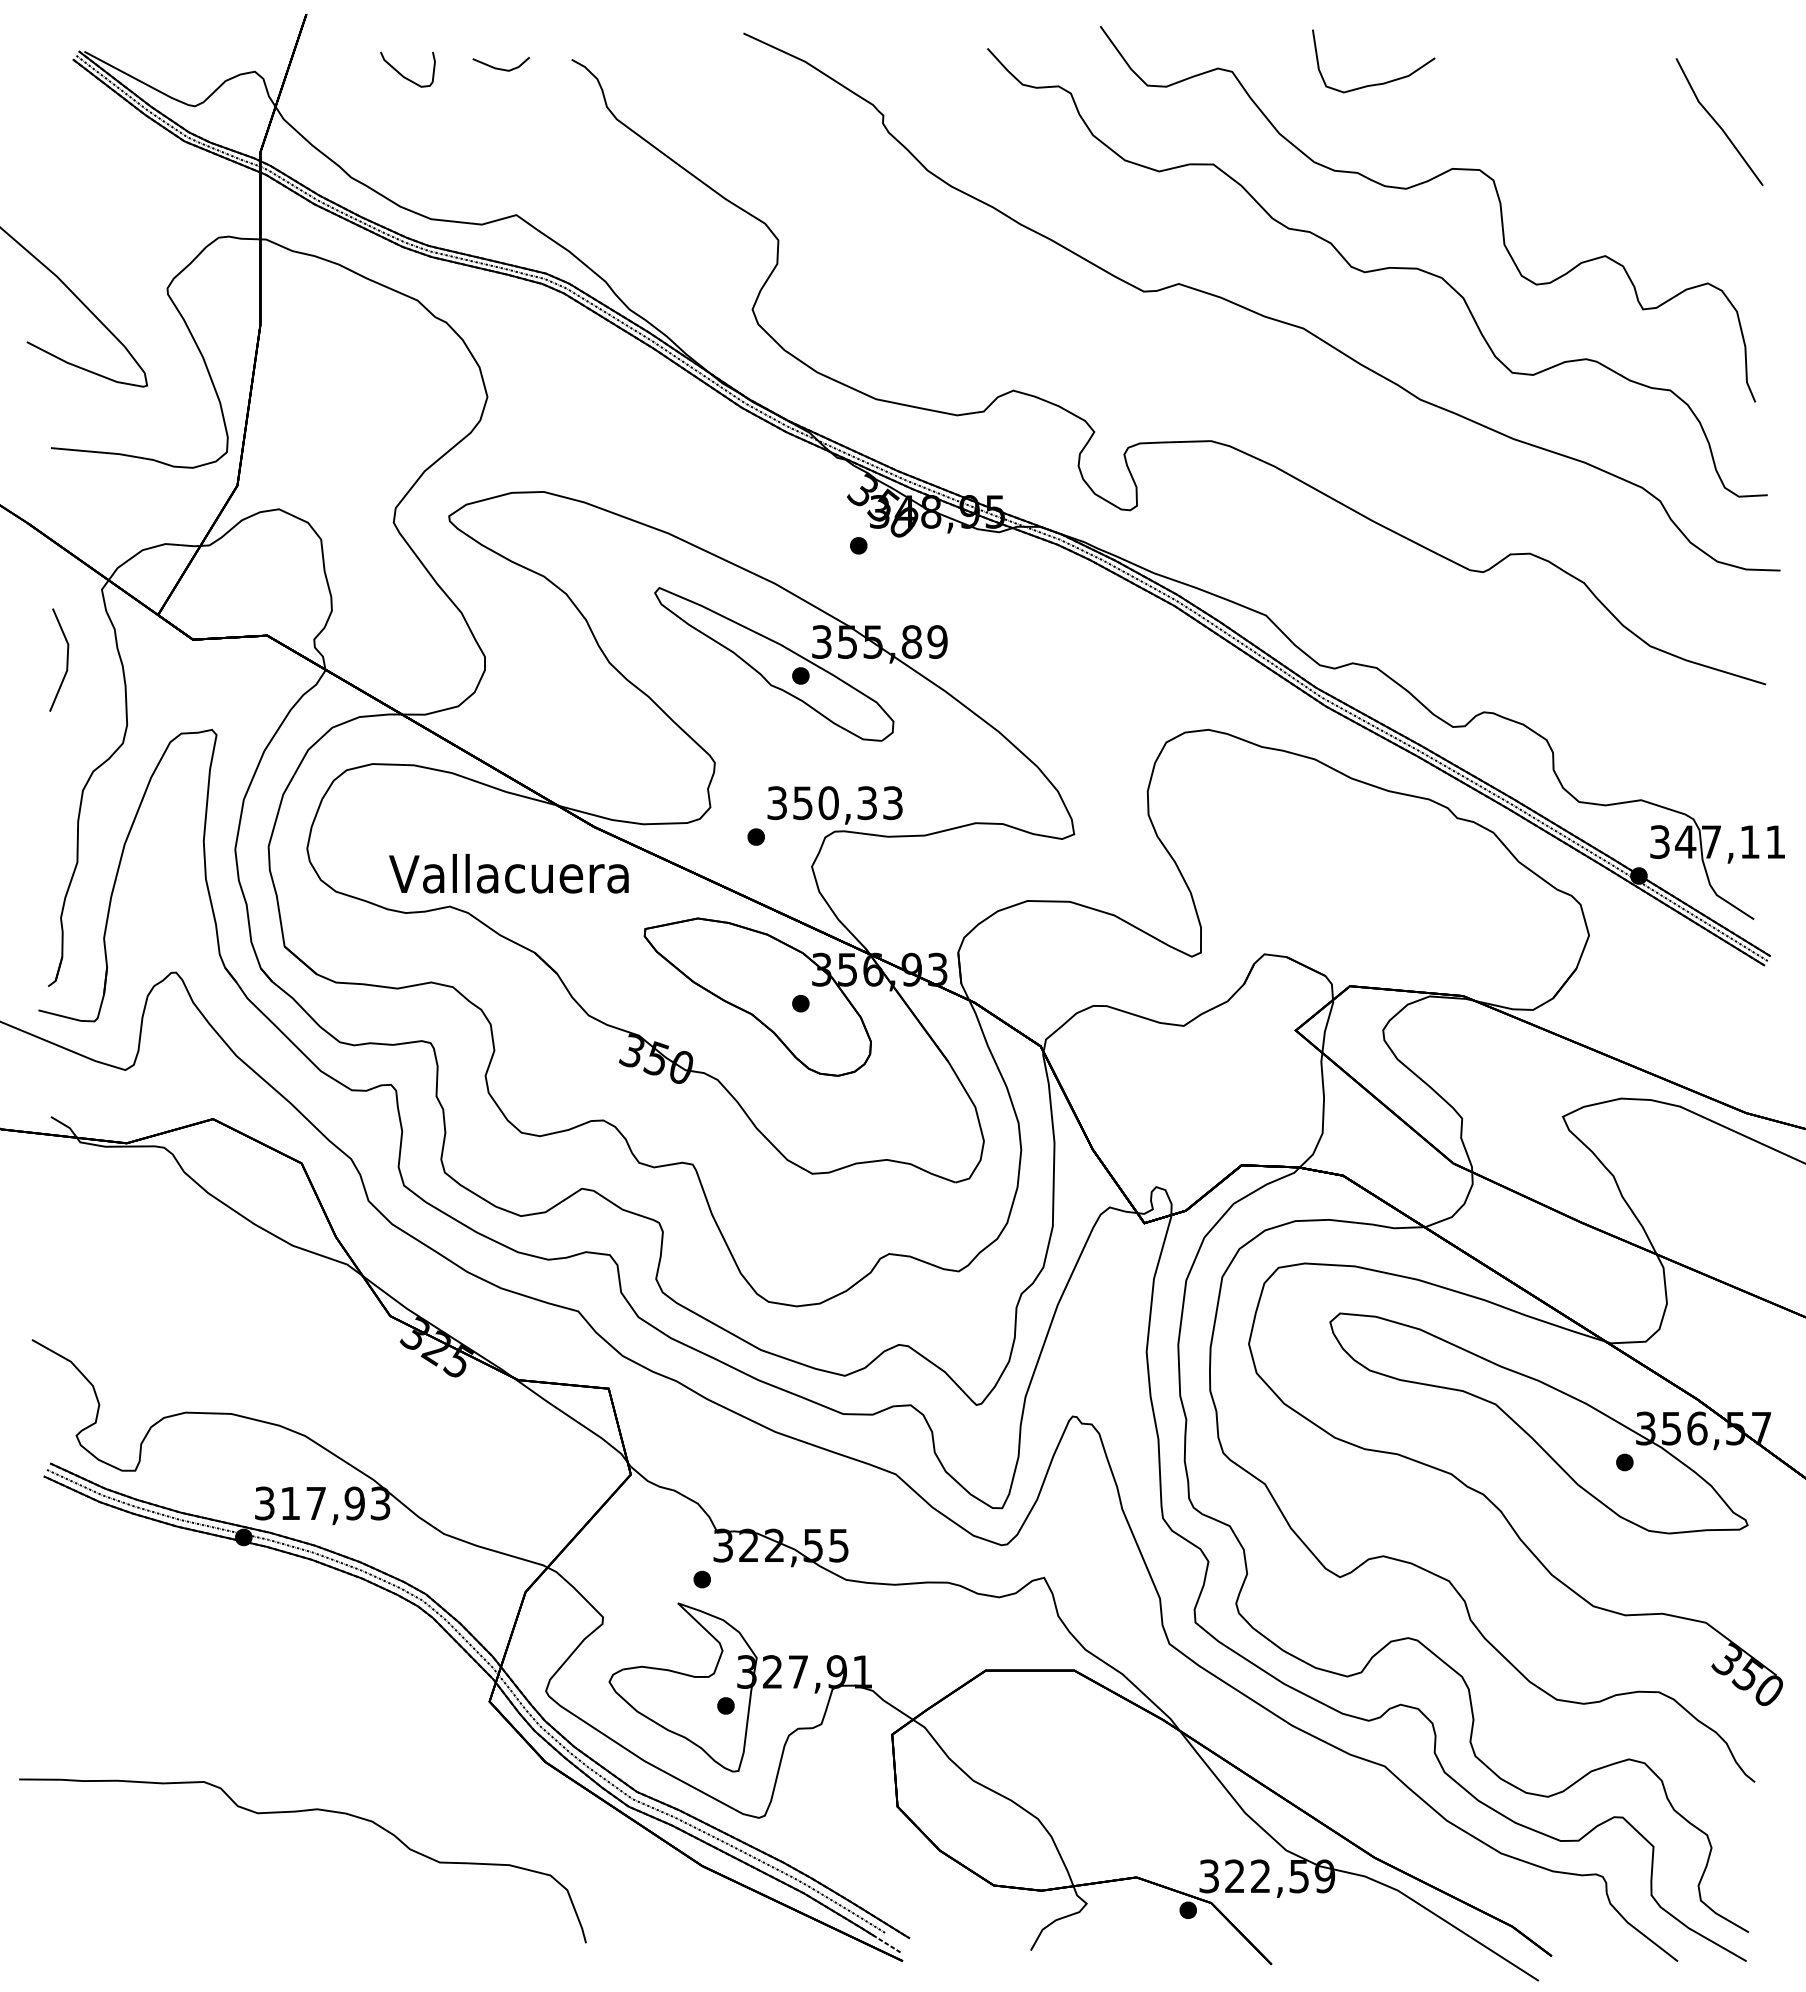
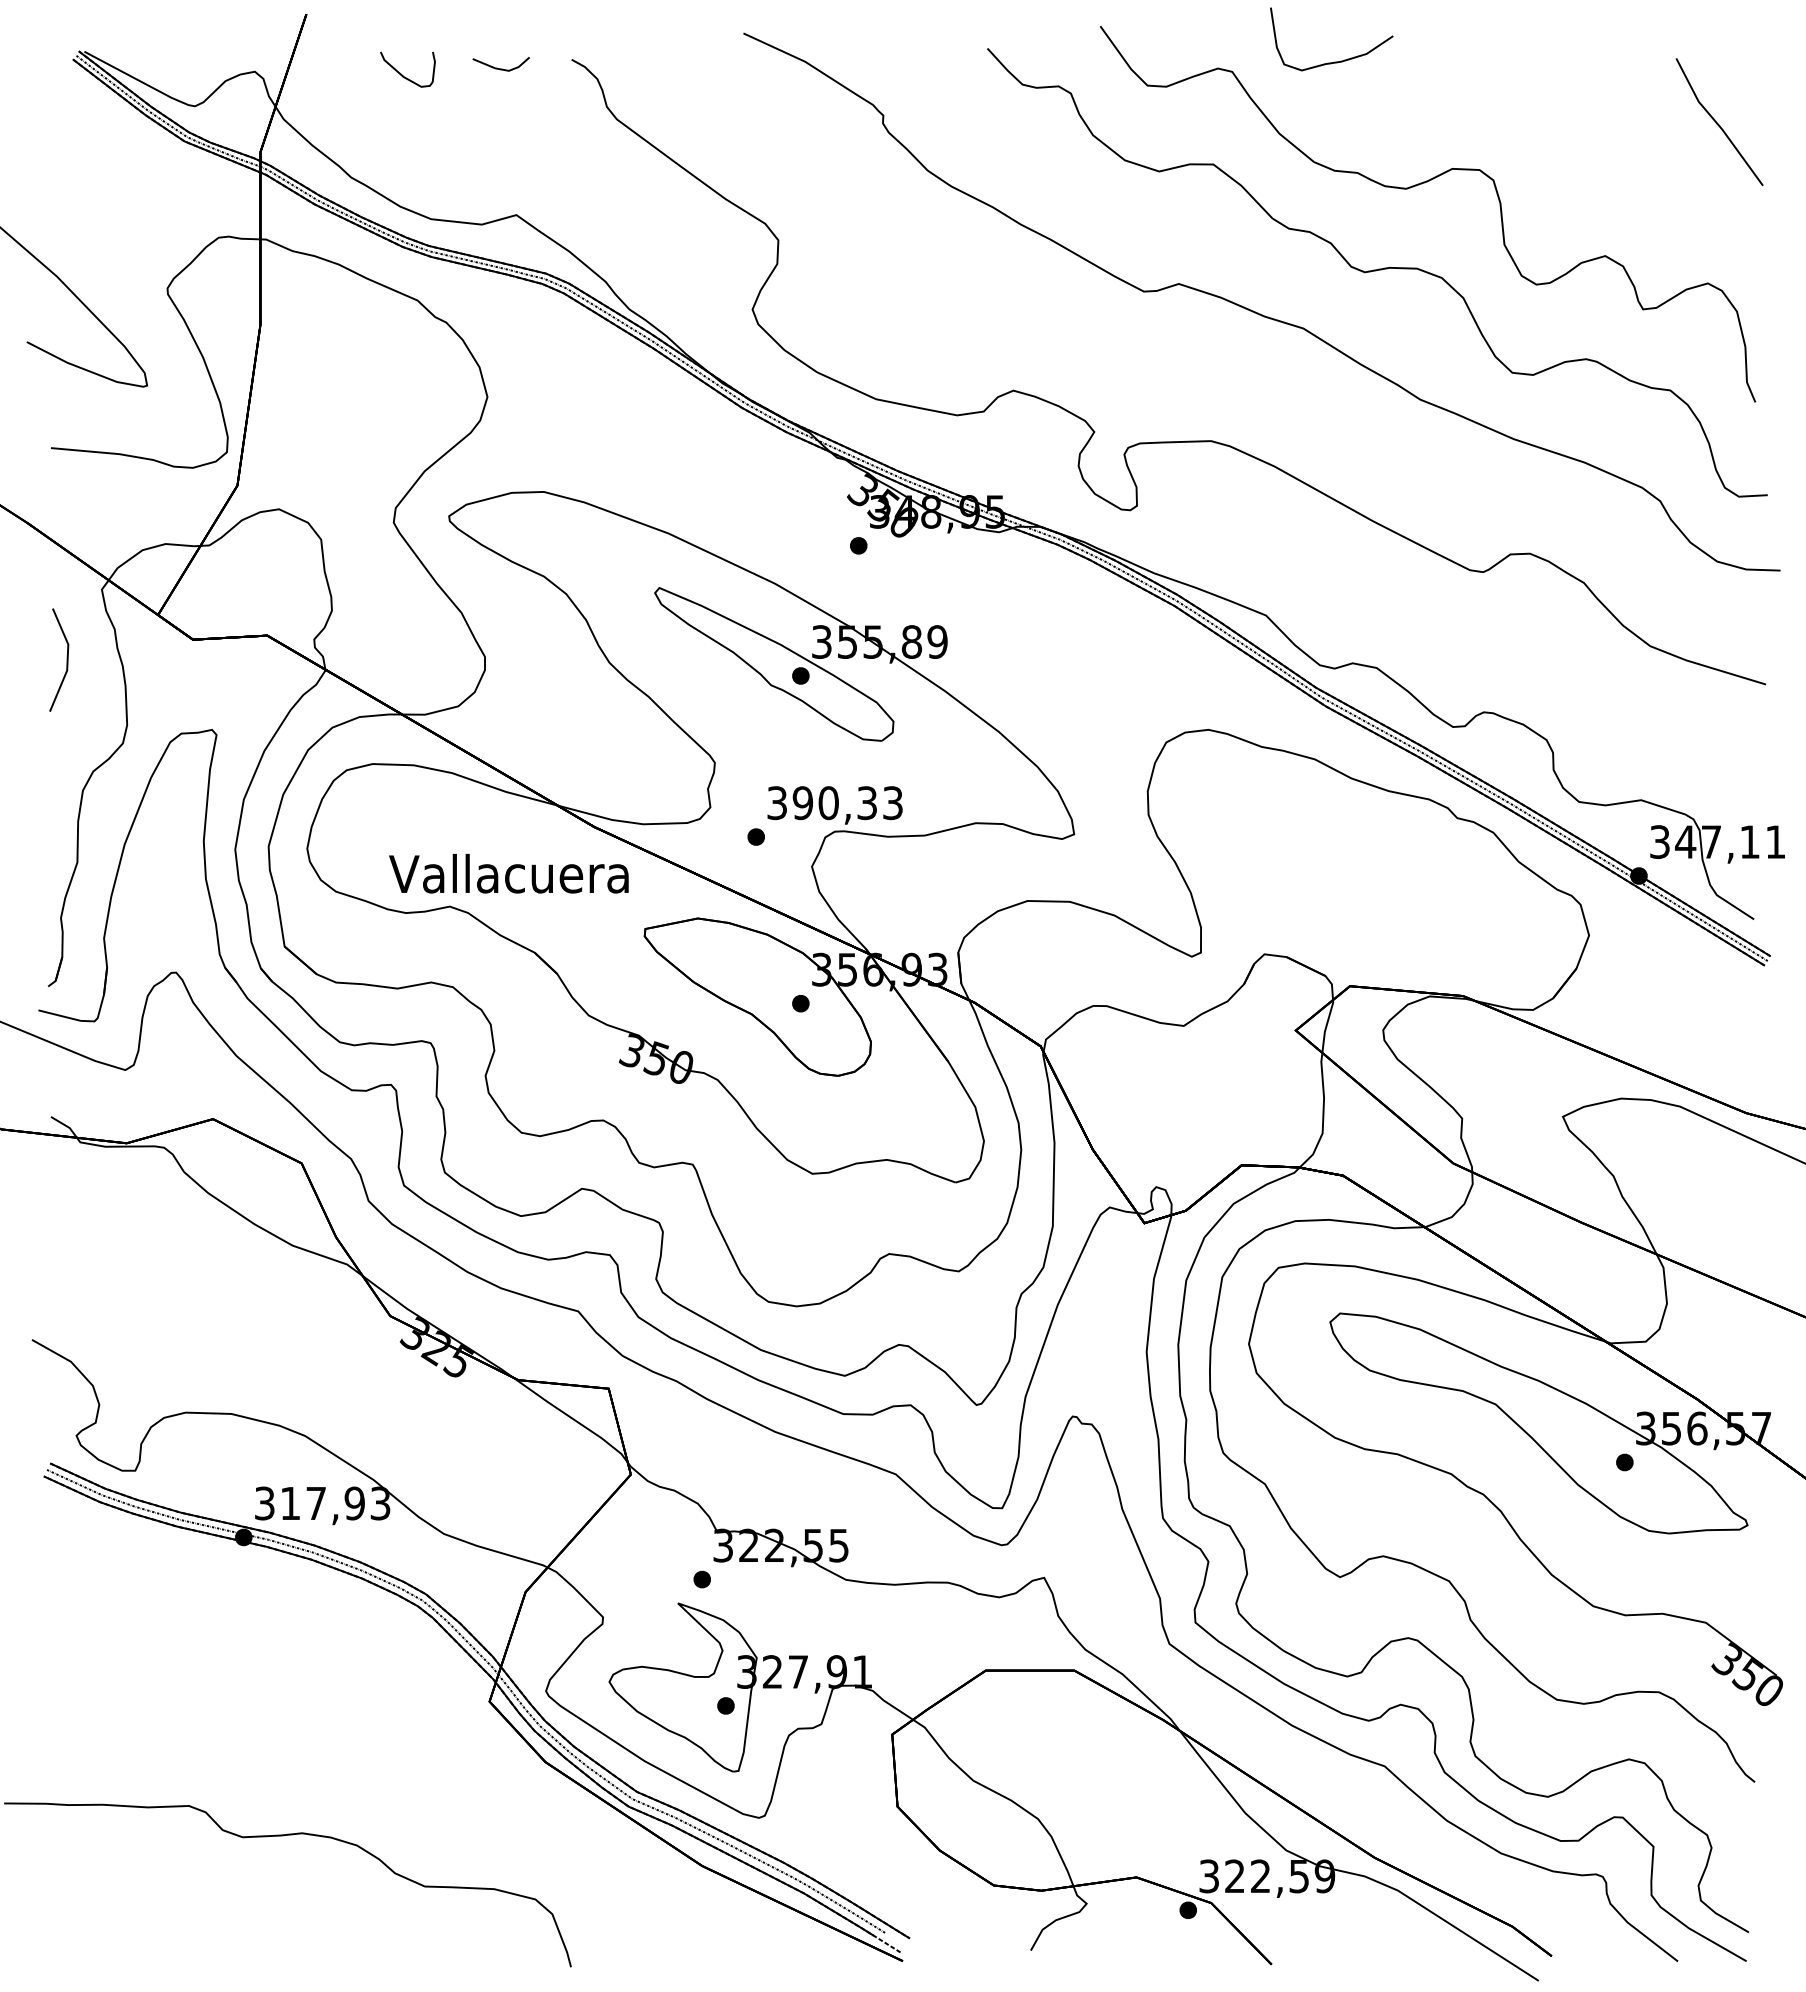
curve position: (1376, 83) -> (1334, 61) (1334, 61)
text: 350,33 -> 390,33 (802, 802)
part position: (298, 1812) -> (283, 1836) (283, 1836)
